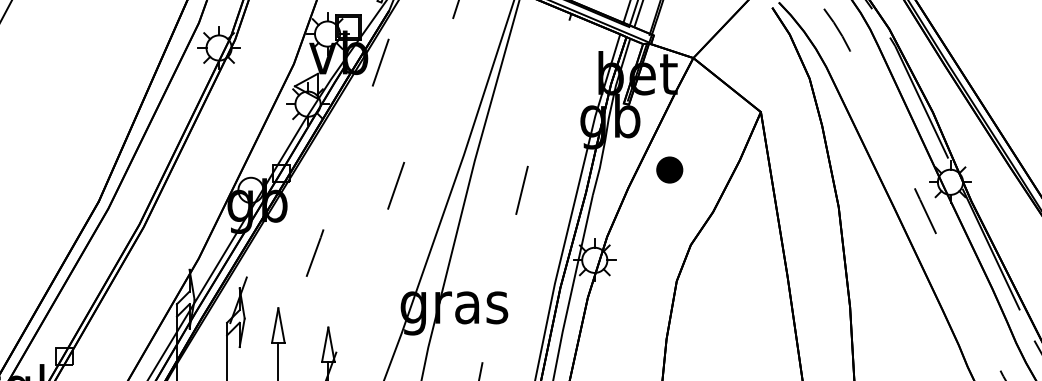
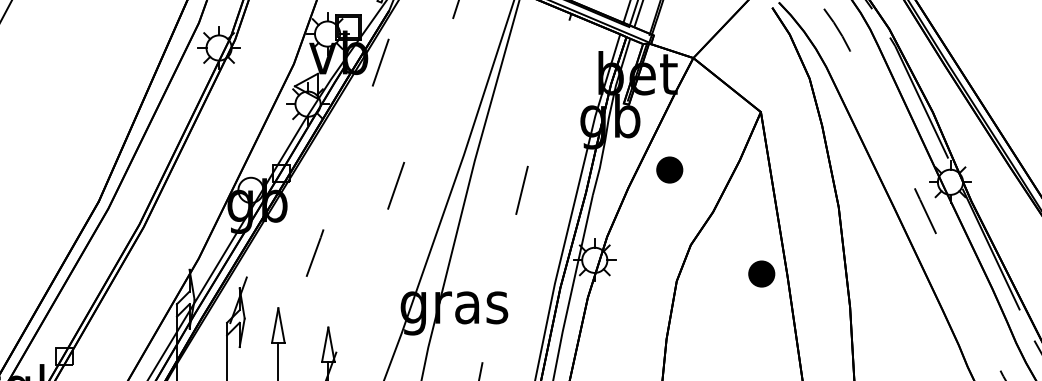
part: none -> present (761, 273)
